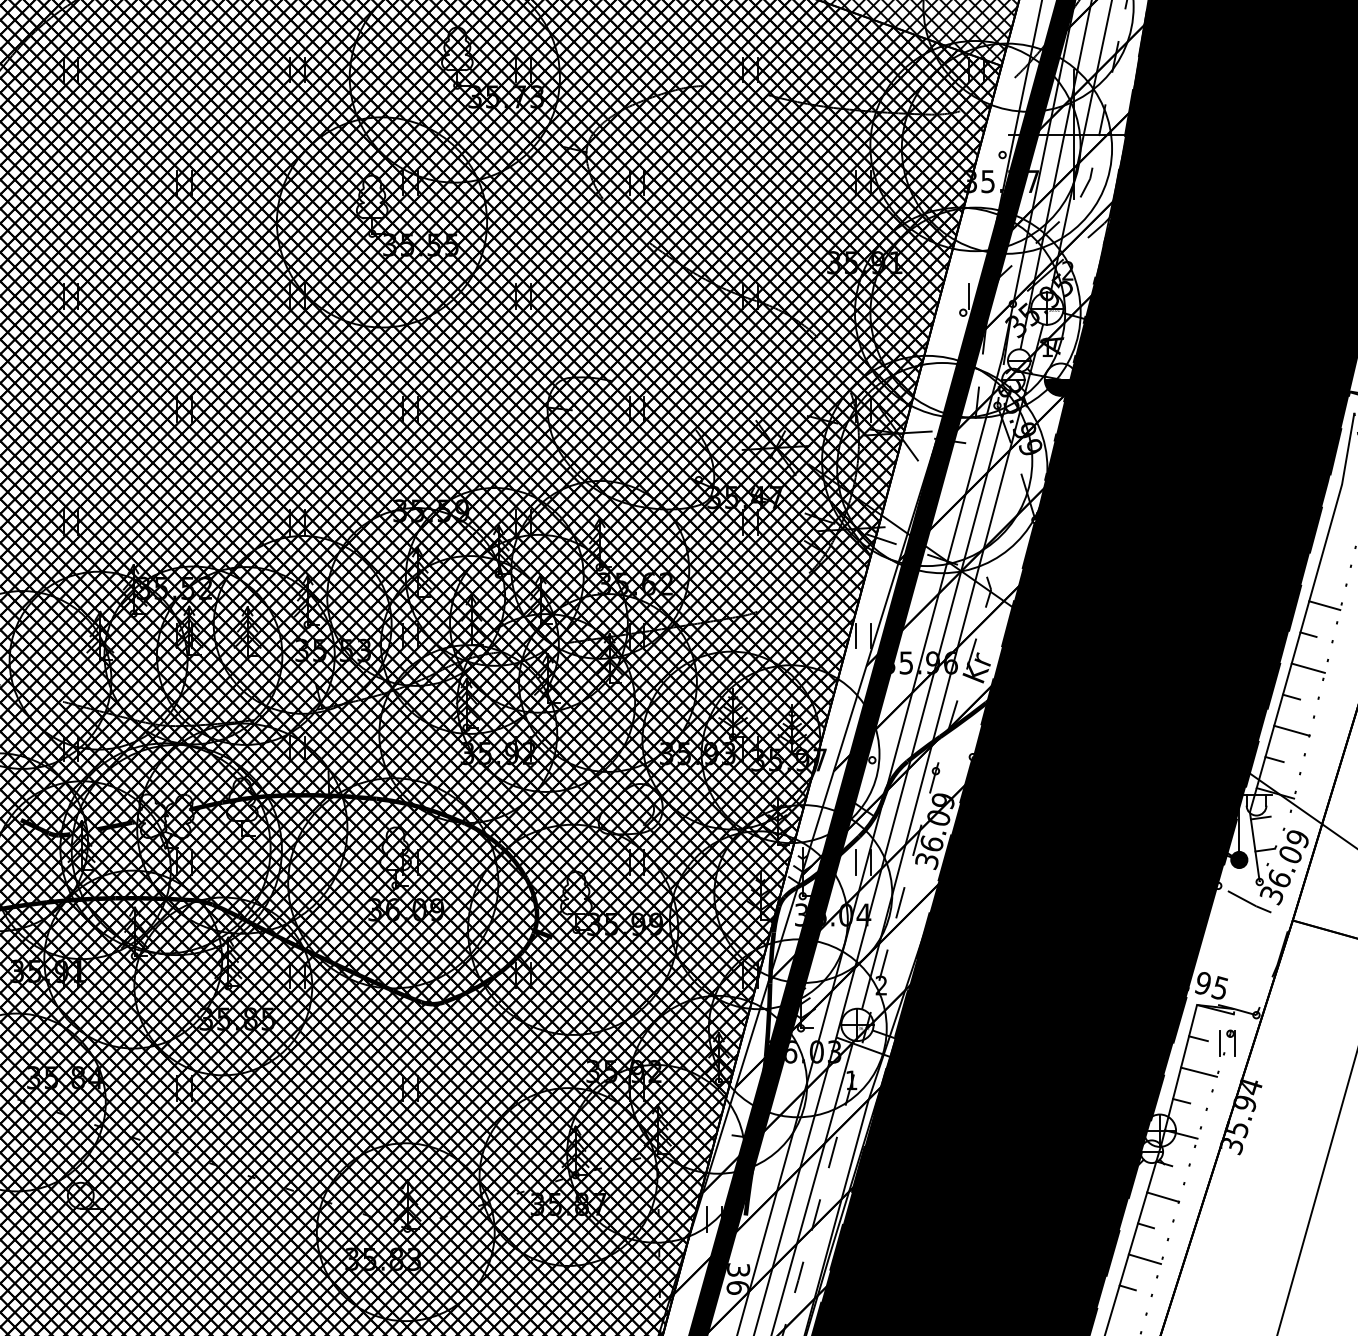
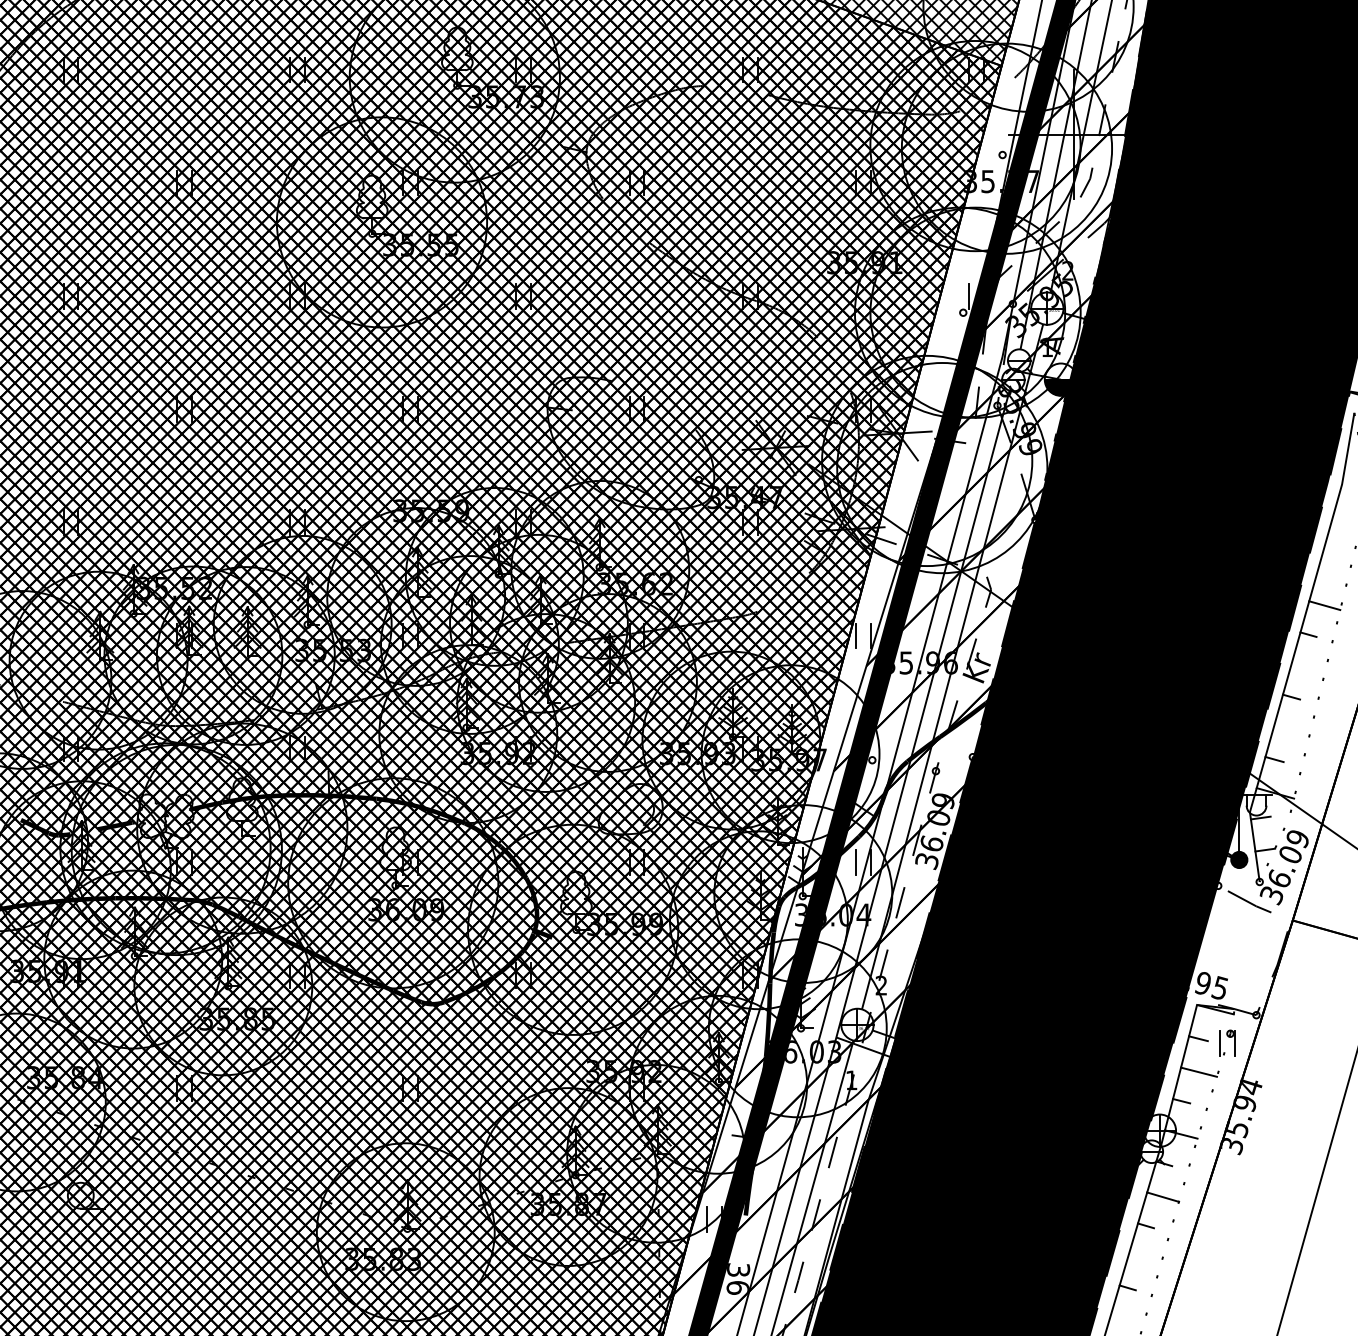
line: present -> none (1307, 667)
line: present -> none (1291, 730)
line: present -> none (1144, 1259)
